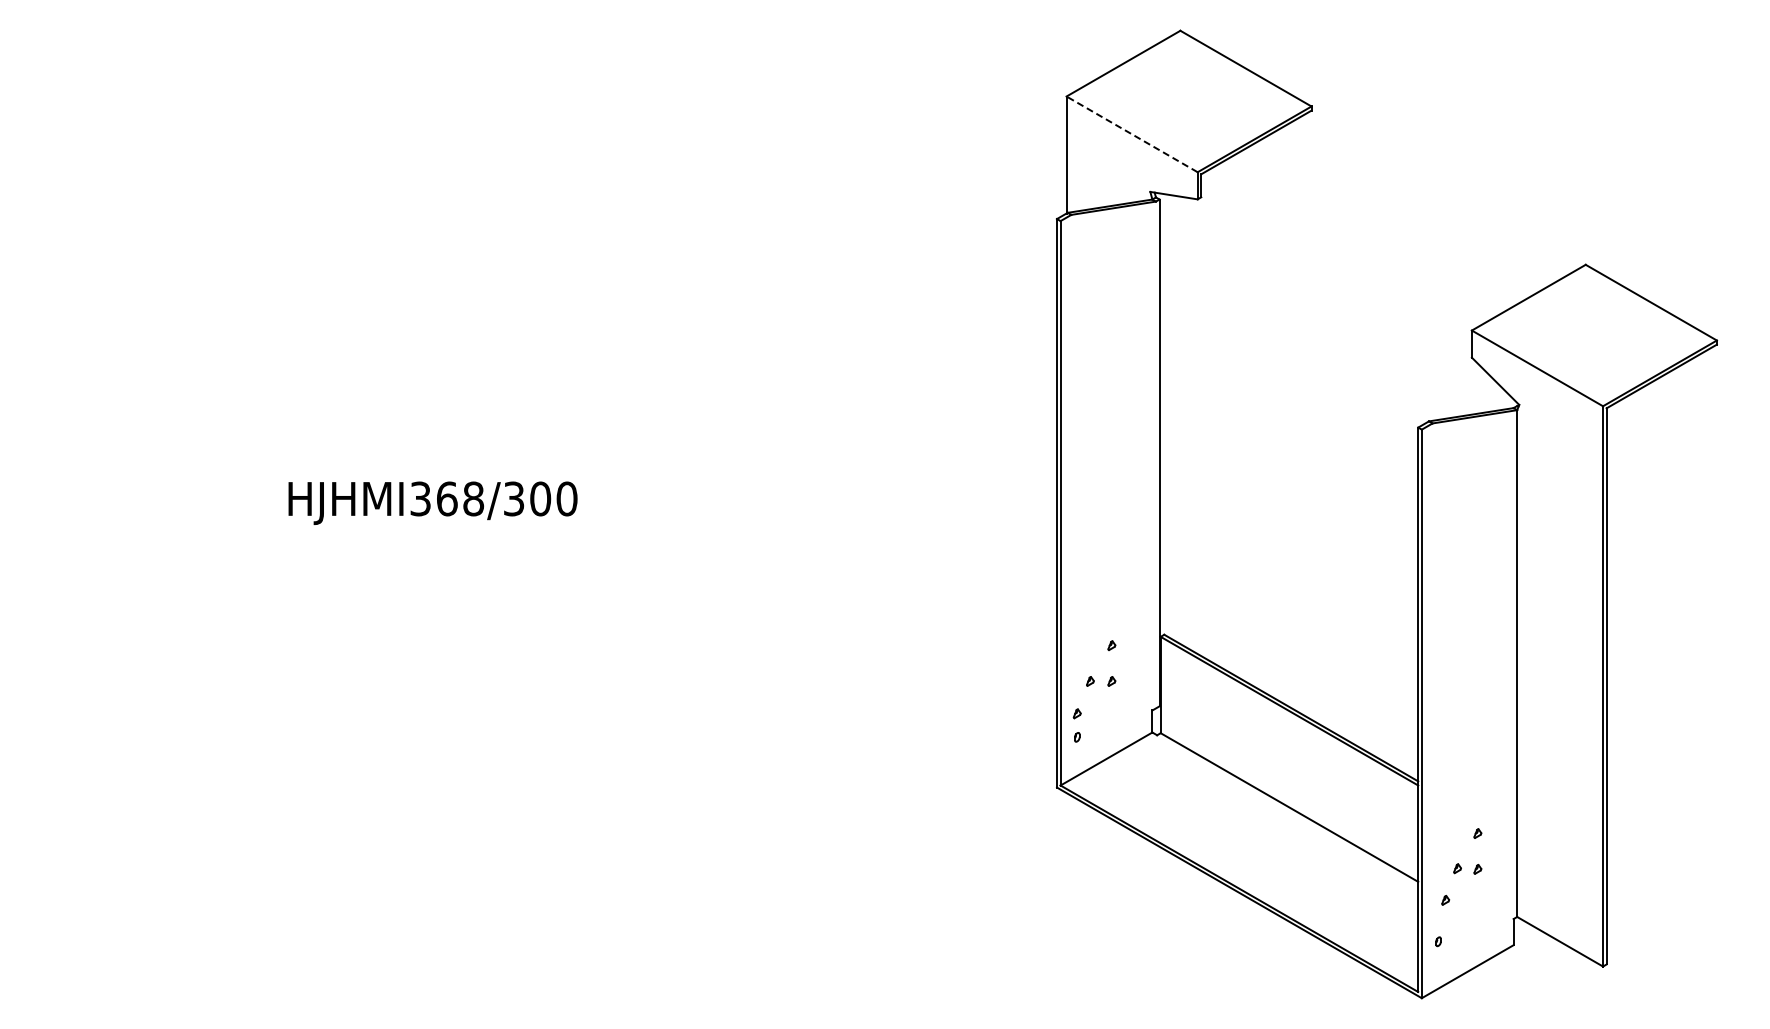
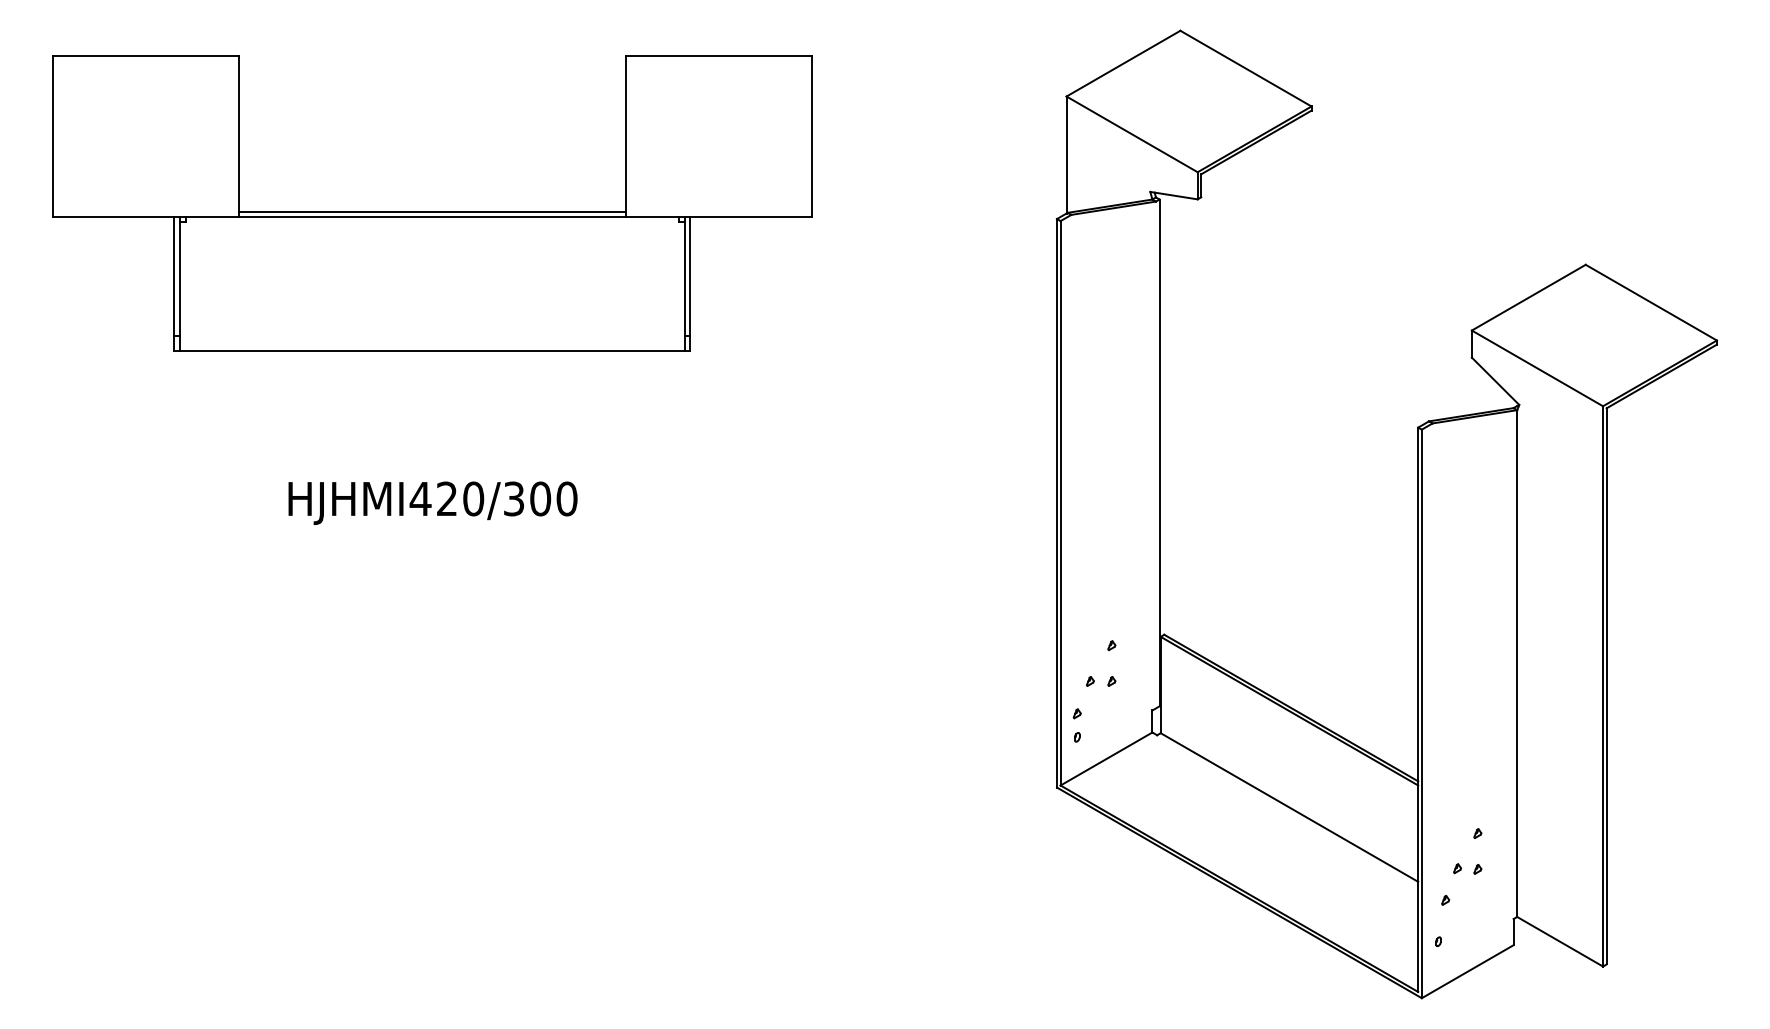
line: dashed -> solid (1132, 134)
part: none -> present (432, 211)
text: HJHMI368/300 -> HJHMI420/300 (446, 498)
